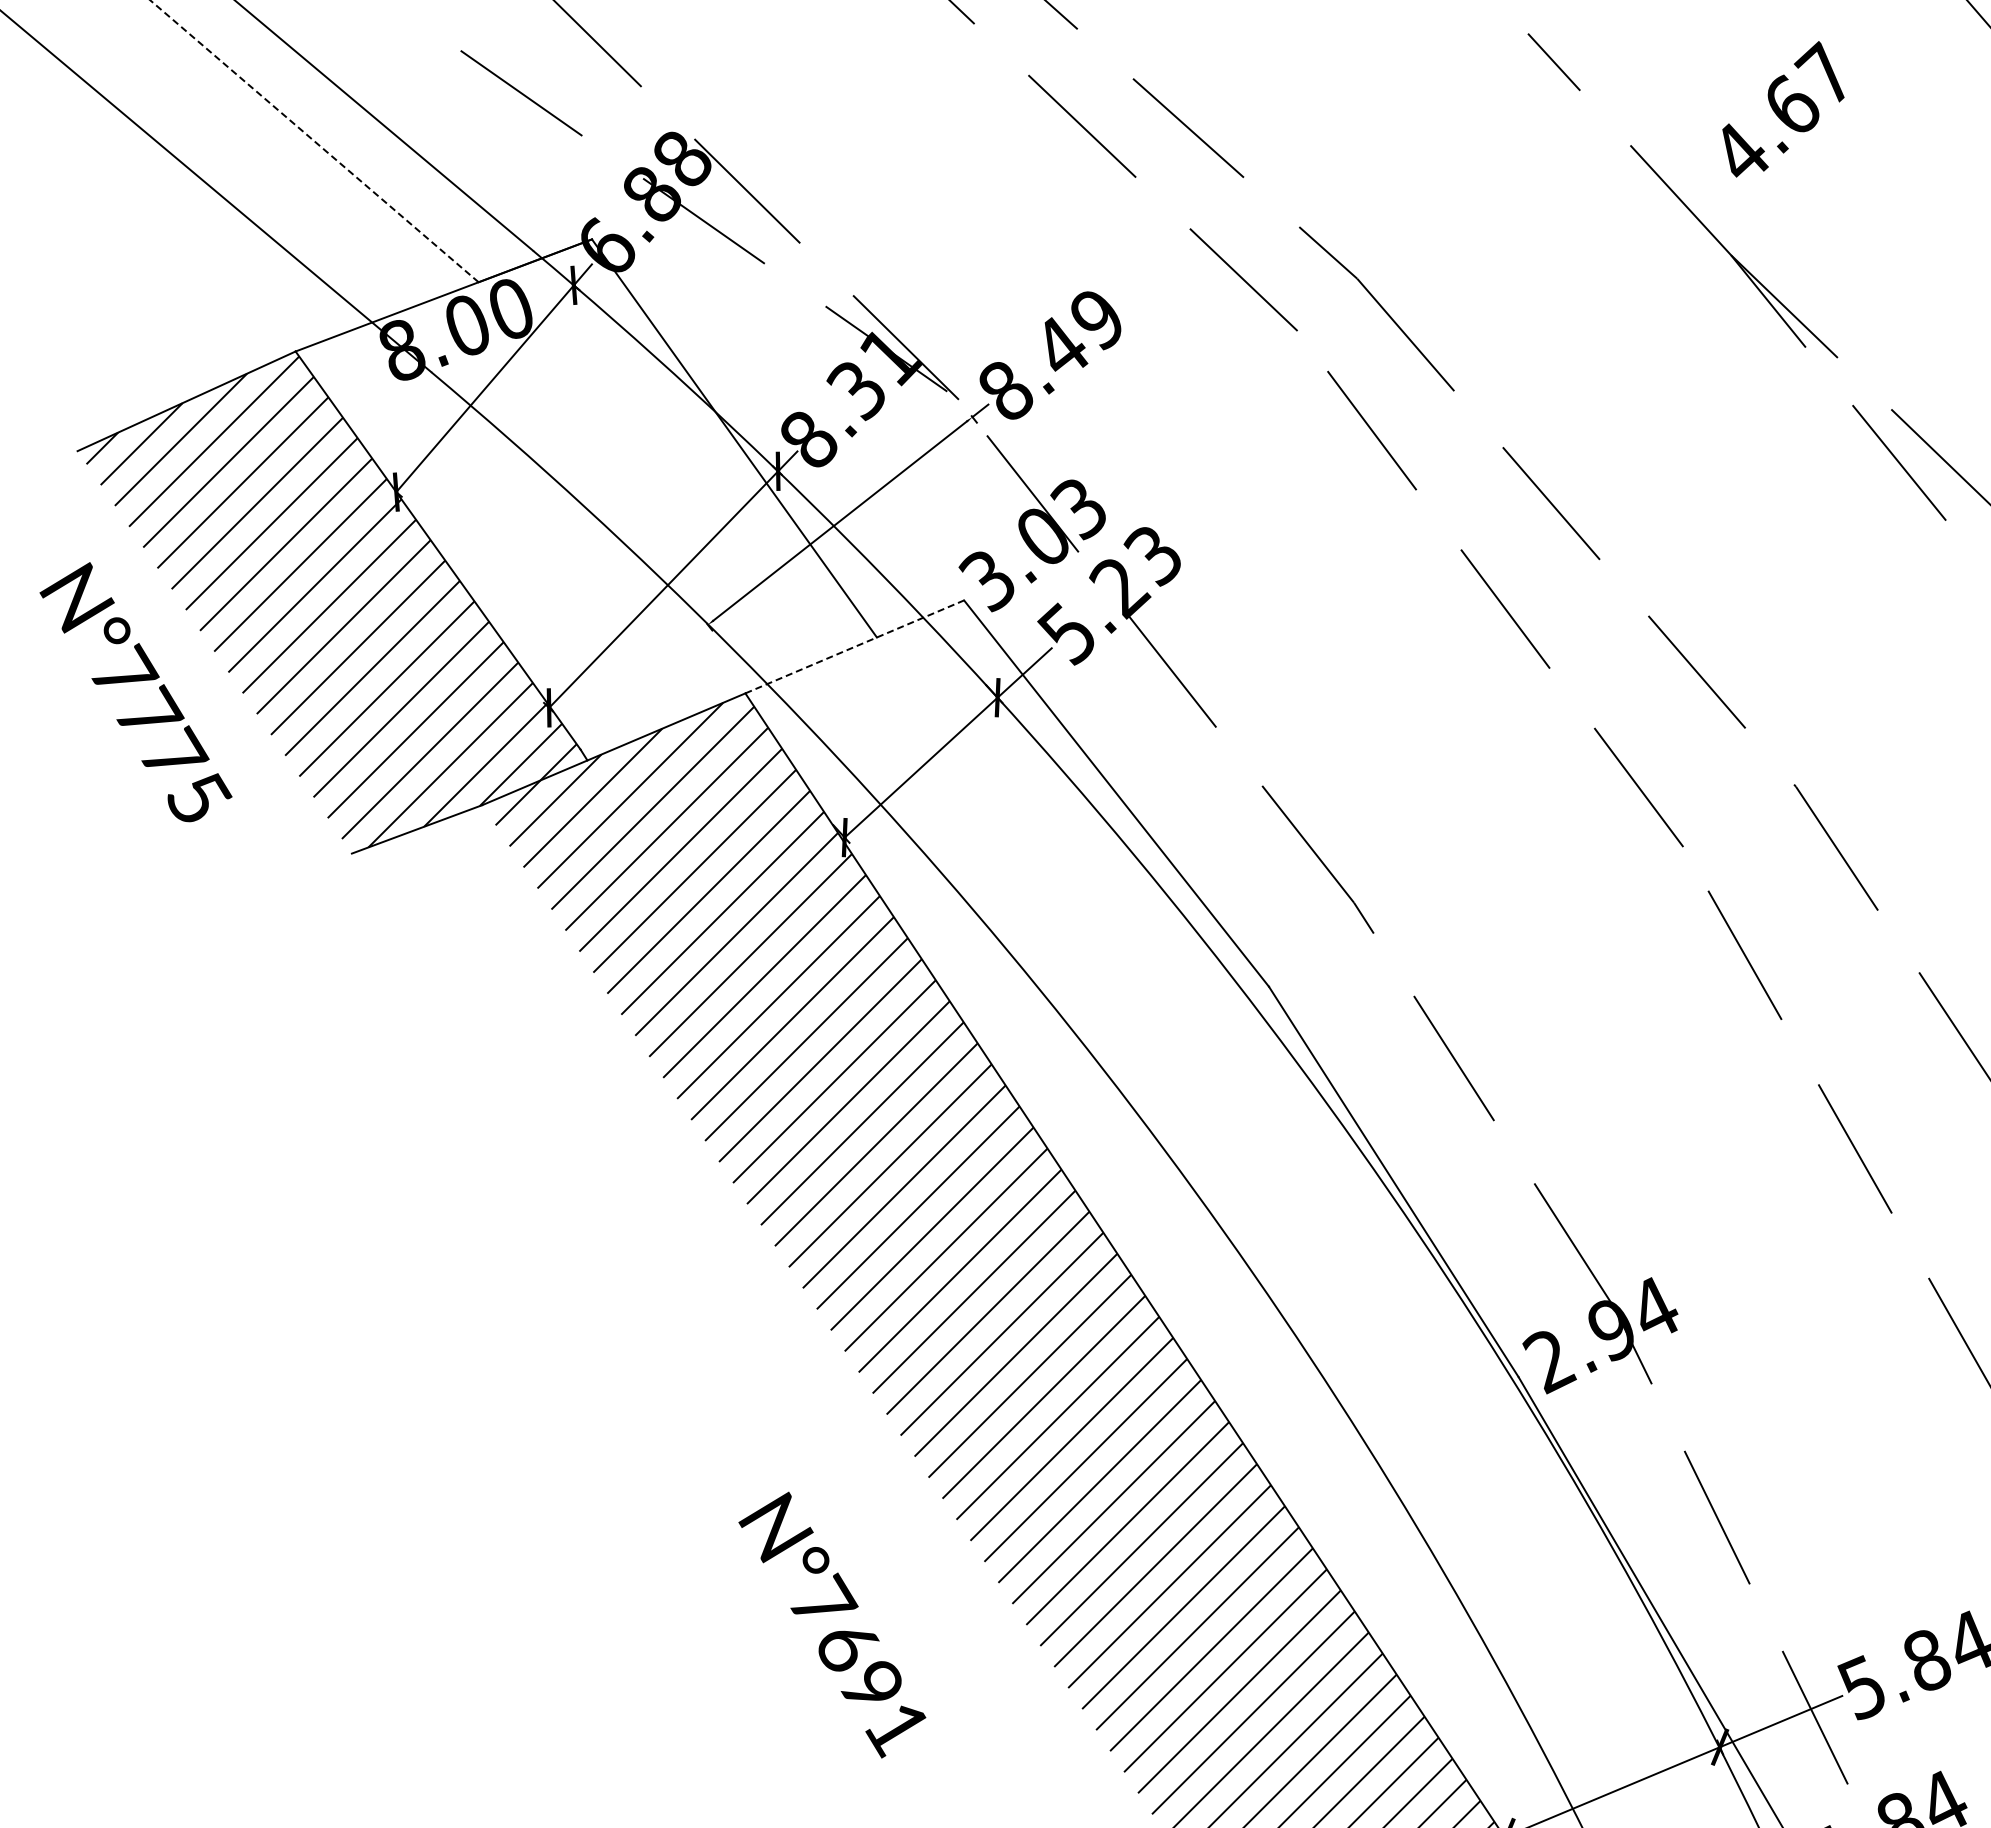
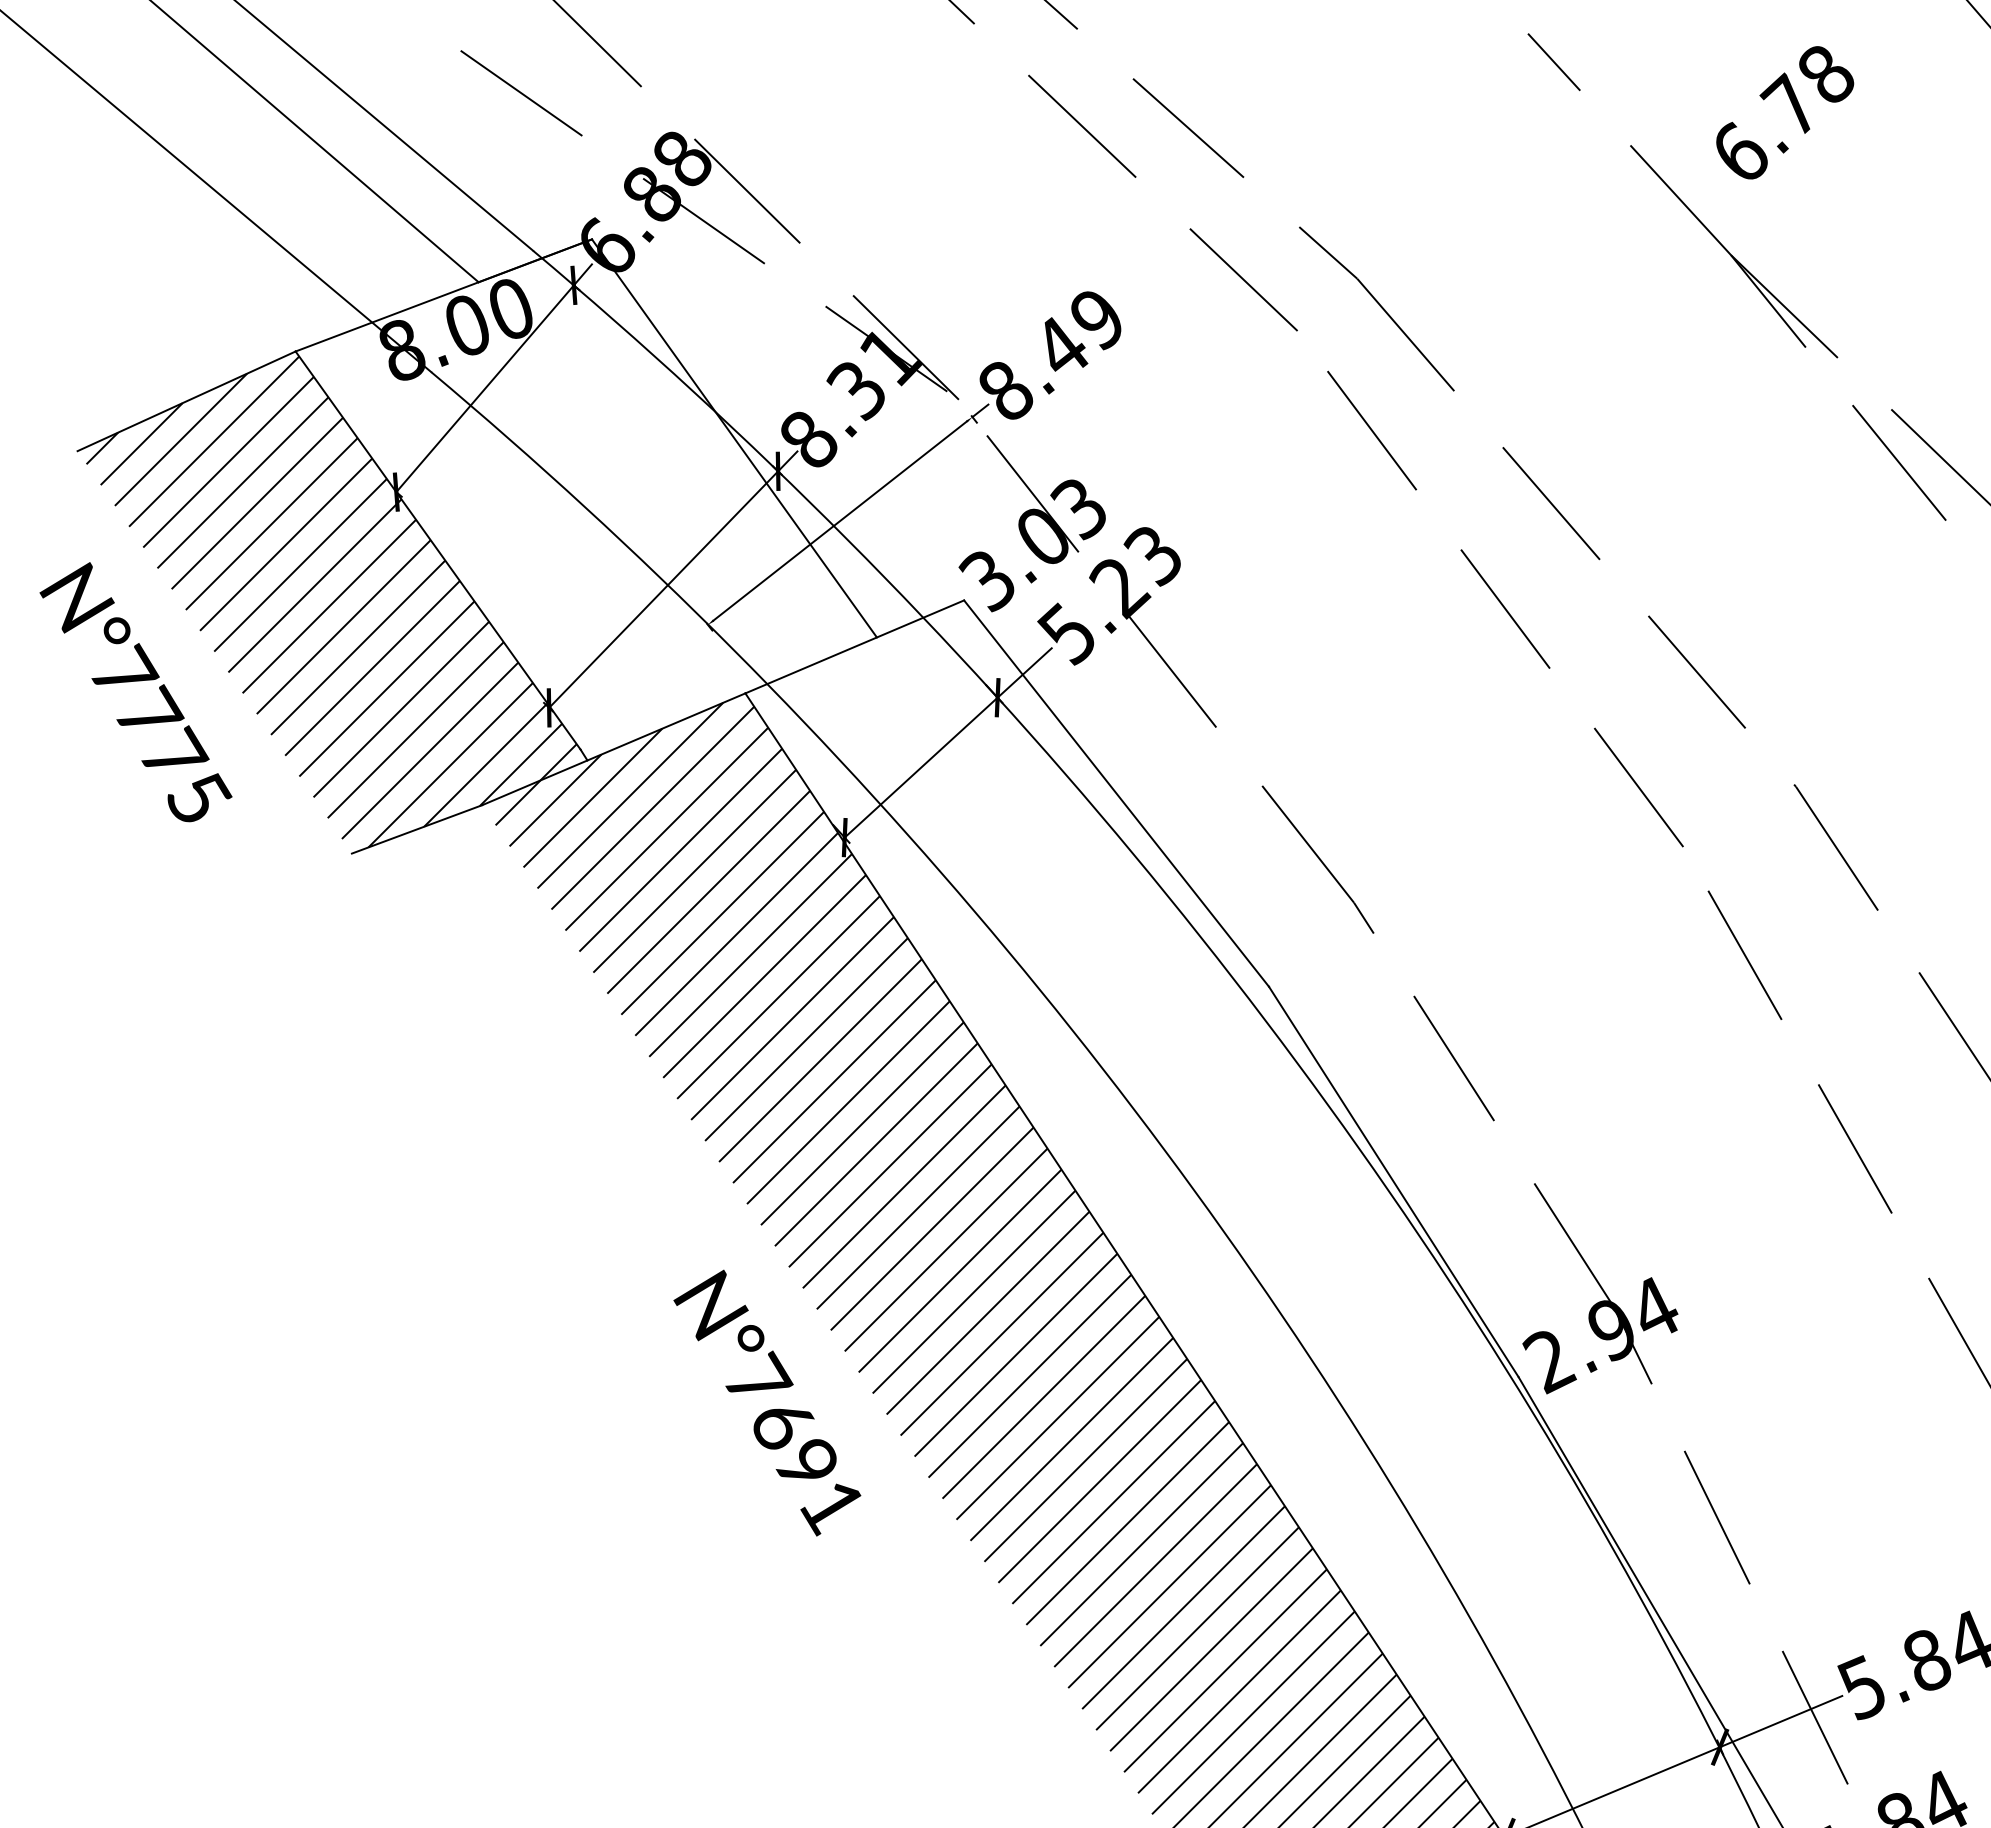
text: 4.67 -> 6.78 (1785, 110)
line: dashed -> solid (314, 141)
line: dashed -> solid (854, 646)
text position: (832, 1624) -> (767, 1402) (767, 1402)
